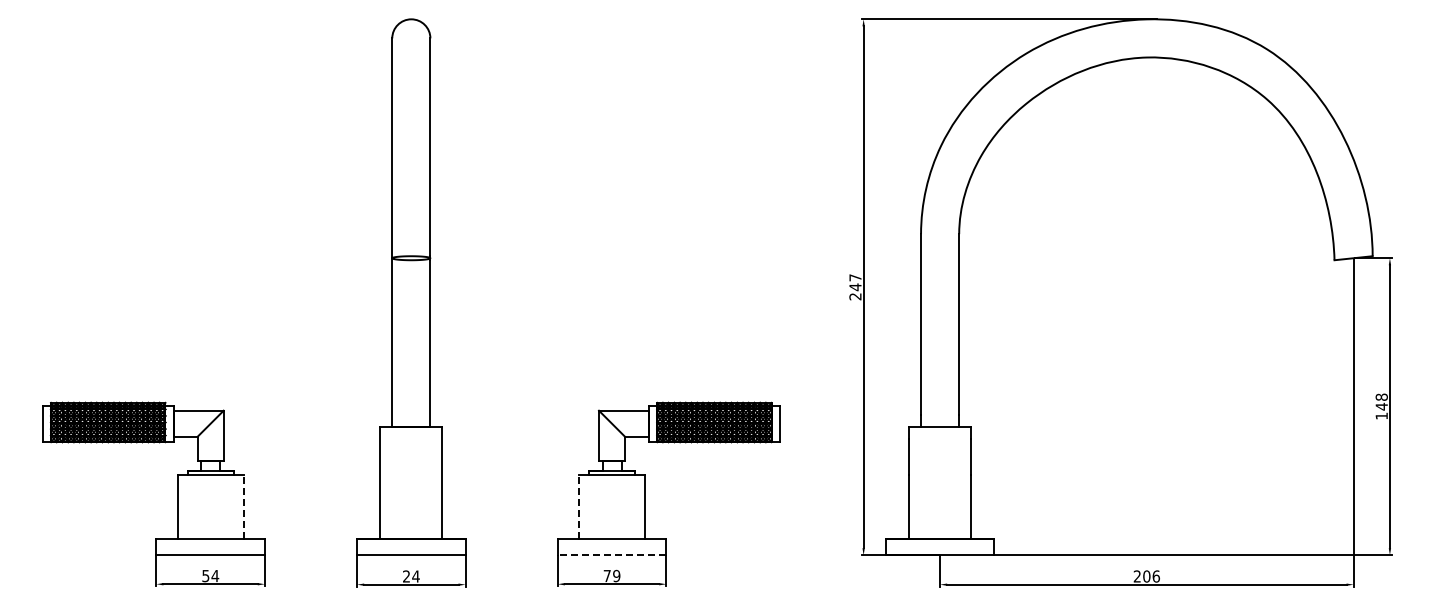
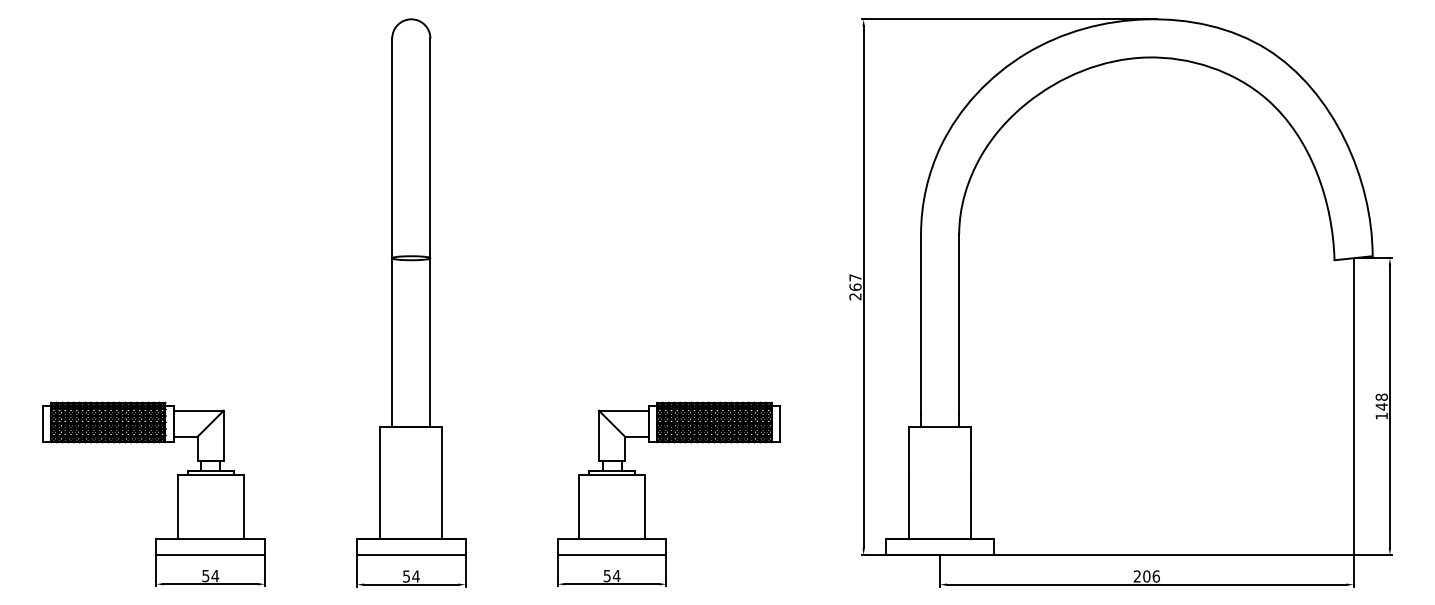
text: 247 -> 267 (855, 287)
line: dashed -> solid (243, 506)
line: dashed -> solid (578, 506)
line: dashed -> solid (611, 555)
text: 79 -> 54 (611, 575)
text: 24 -> 54 (406, 576)
